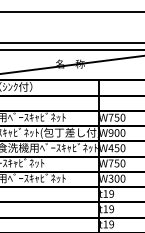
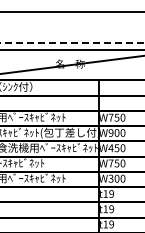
line: solid -> dashed (72, 43)
